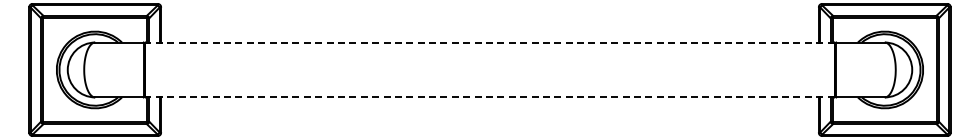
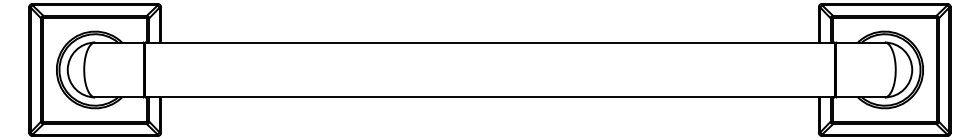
line: dashed -> solid (490, 42)
line: dashed -> solid (490, 97)
